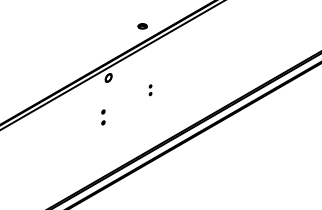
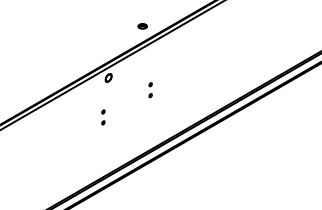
part size: 5x13 px -> 5x17 px (150, 90)
